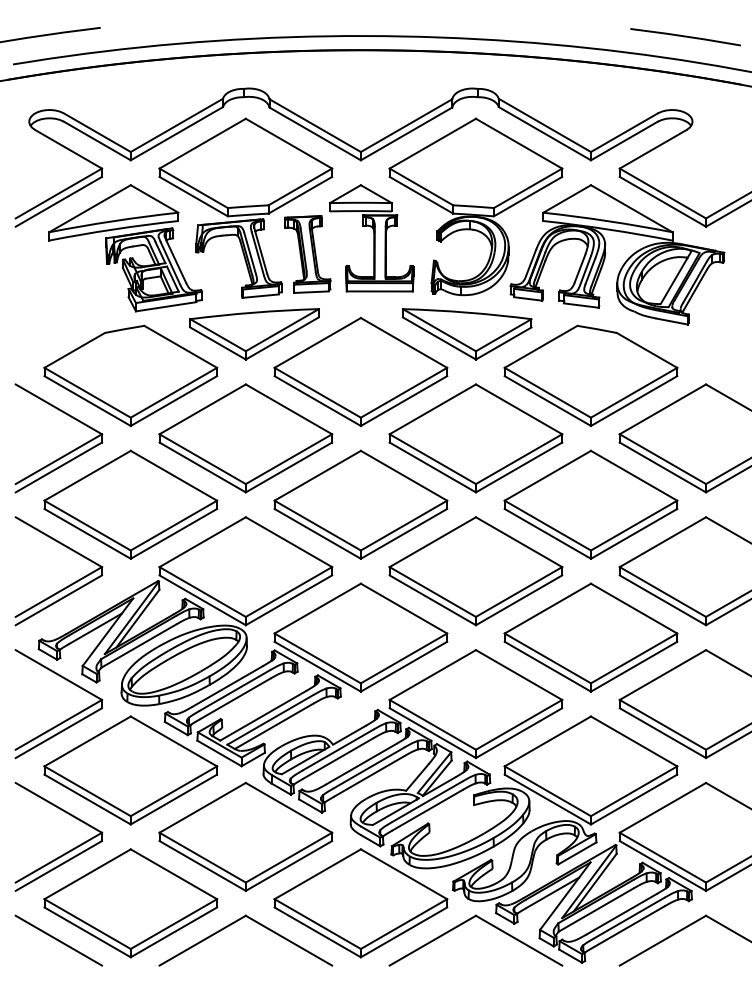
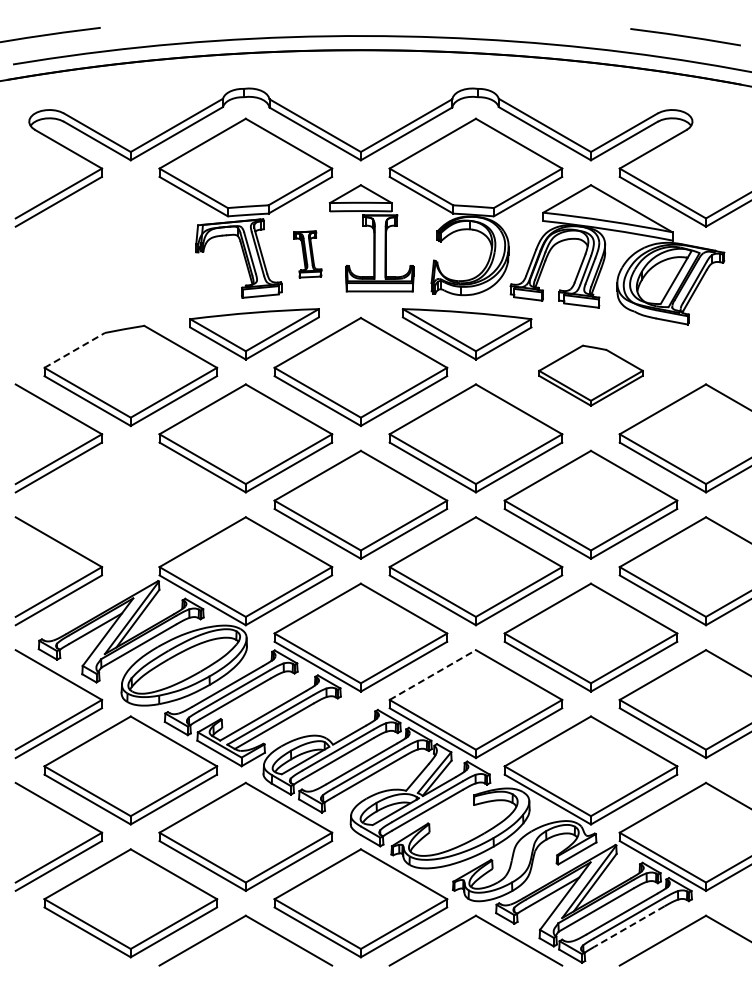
part: present -> none (125, 248)
part size: 48x79 px -> 30x49 px (307, 254)
line: solid -> dashed (74, 350)
part size: 176x103 px -> 106x63 px (590, 375)
part: present -> none (130, 504)
line: solid -> dashed (432, 675)
line: solid -> dashed (629, 926)
line: present -> none (58, 940)
